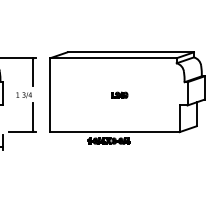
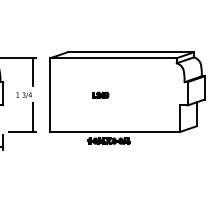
part position: (119, 94) -> (100, 94) (100, 94)
